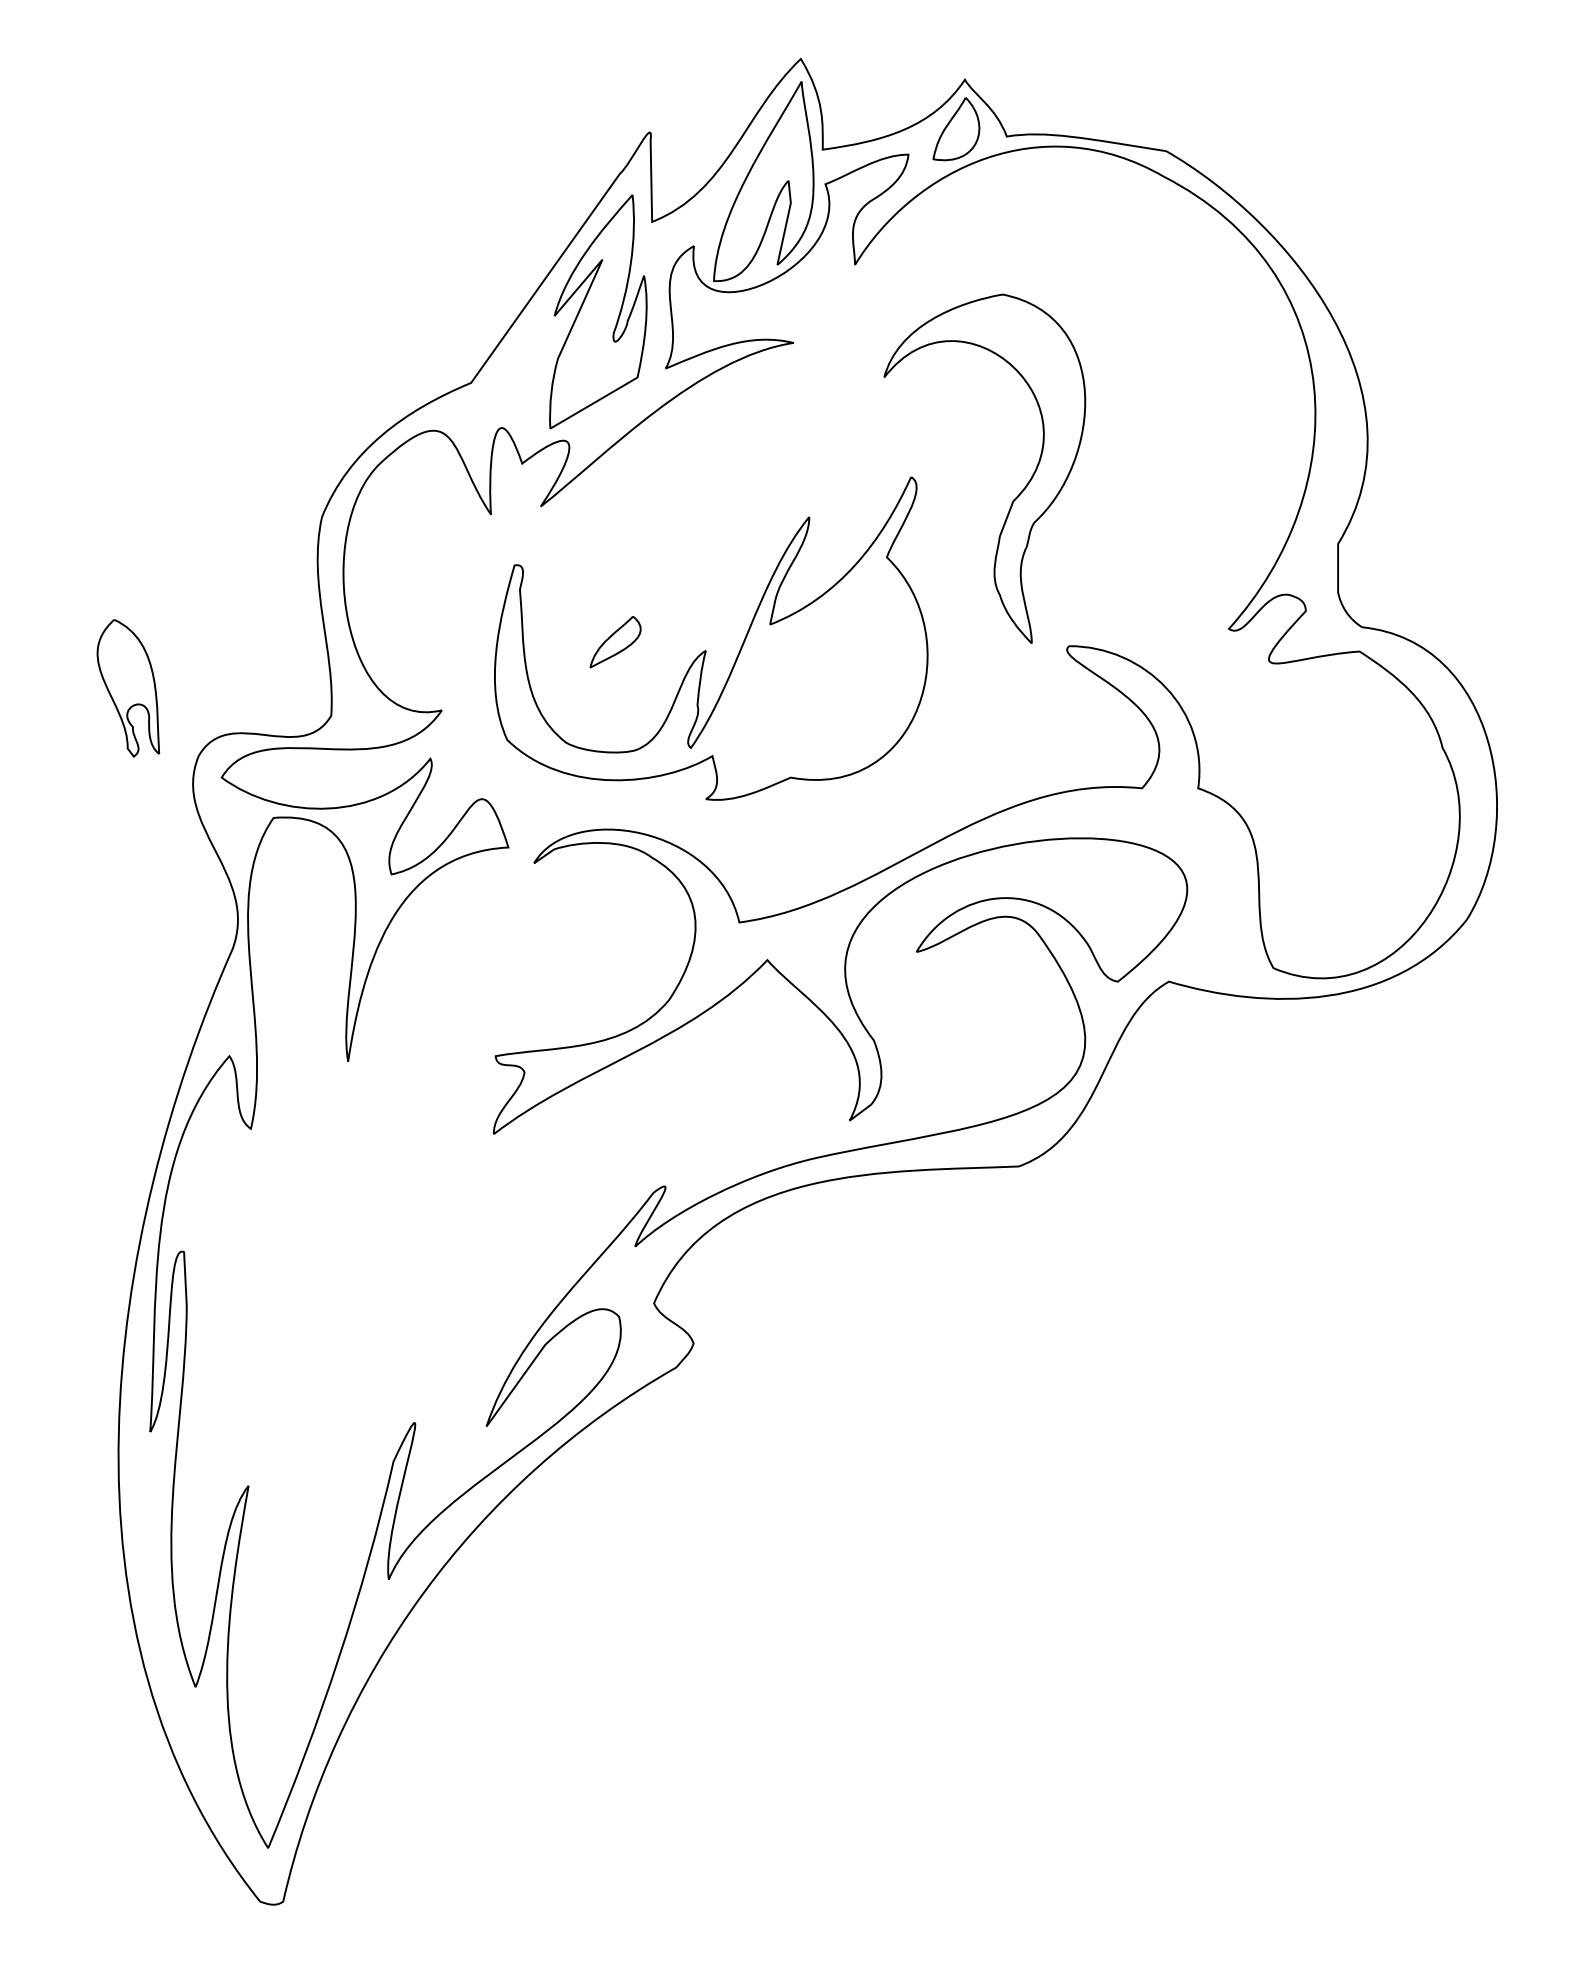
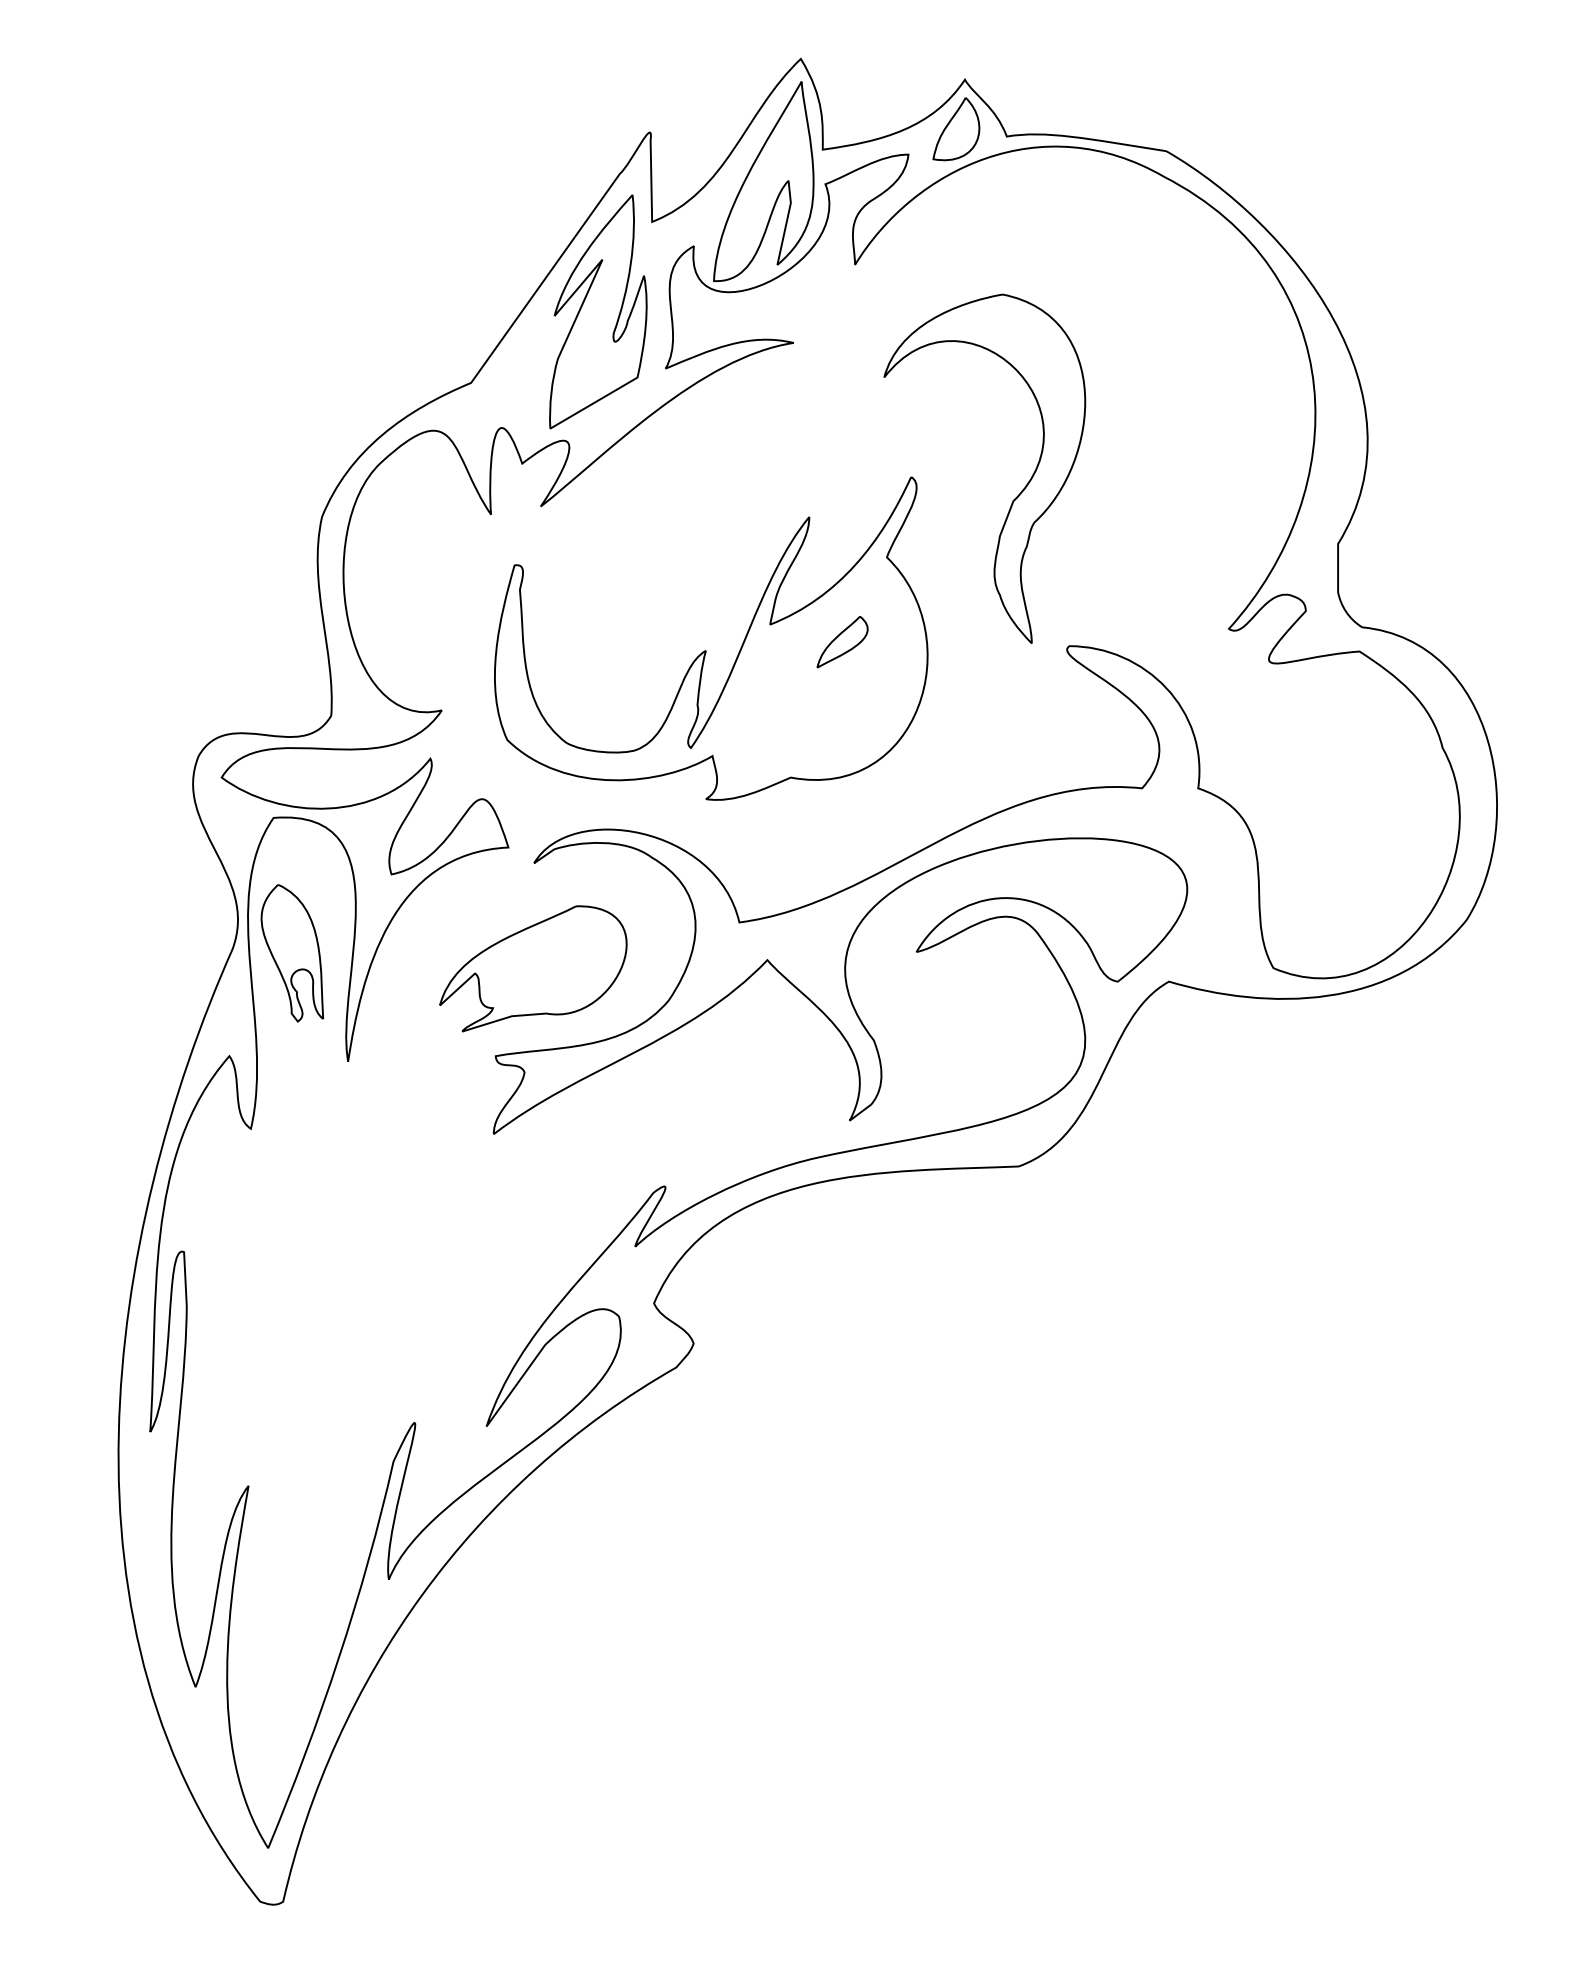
part position: (615, 642) -> (842, 642) (842, 642)
part position: (128, 688) -> (292, 953) (292, 953)
part: none -> present (533, 968)
